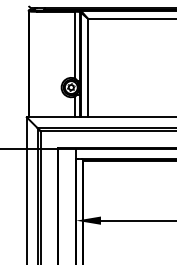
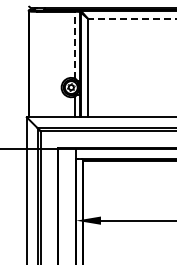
line: solid -> dashed (132, 19)
line: solid -> dashed (75, 44)
